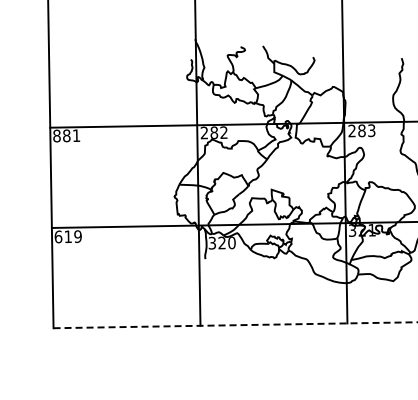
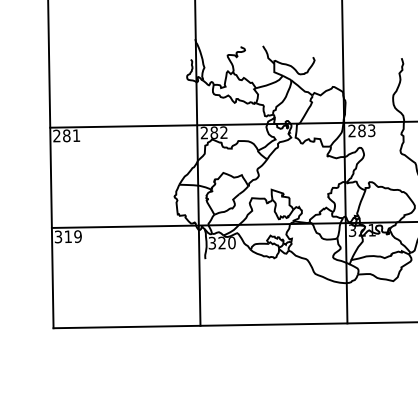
text: 881 -> 281 (56, 135)
text: 619 -> 319 (58, 236)
line: dashed -> solid (235, 325)
